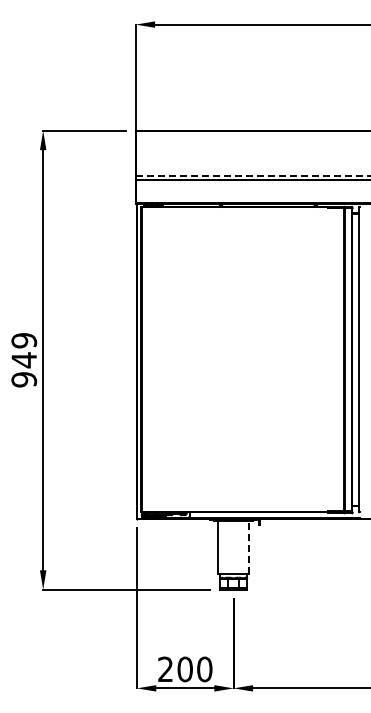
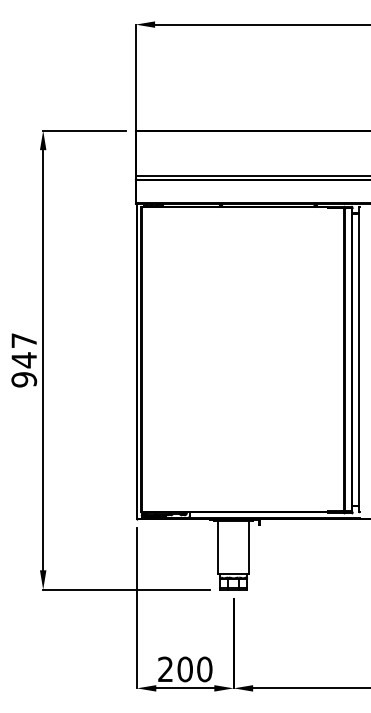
line: dashed -> solid (254, 175)
text: 949 -> 947 (24, 340)
line: dashed -> solid (249, 547)
